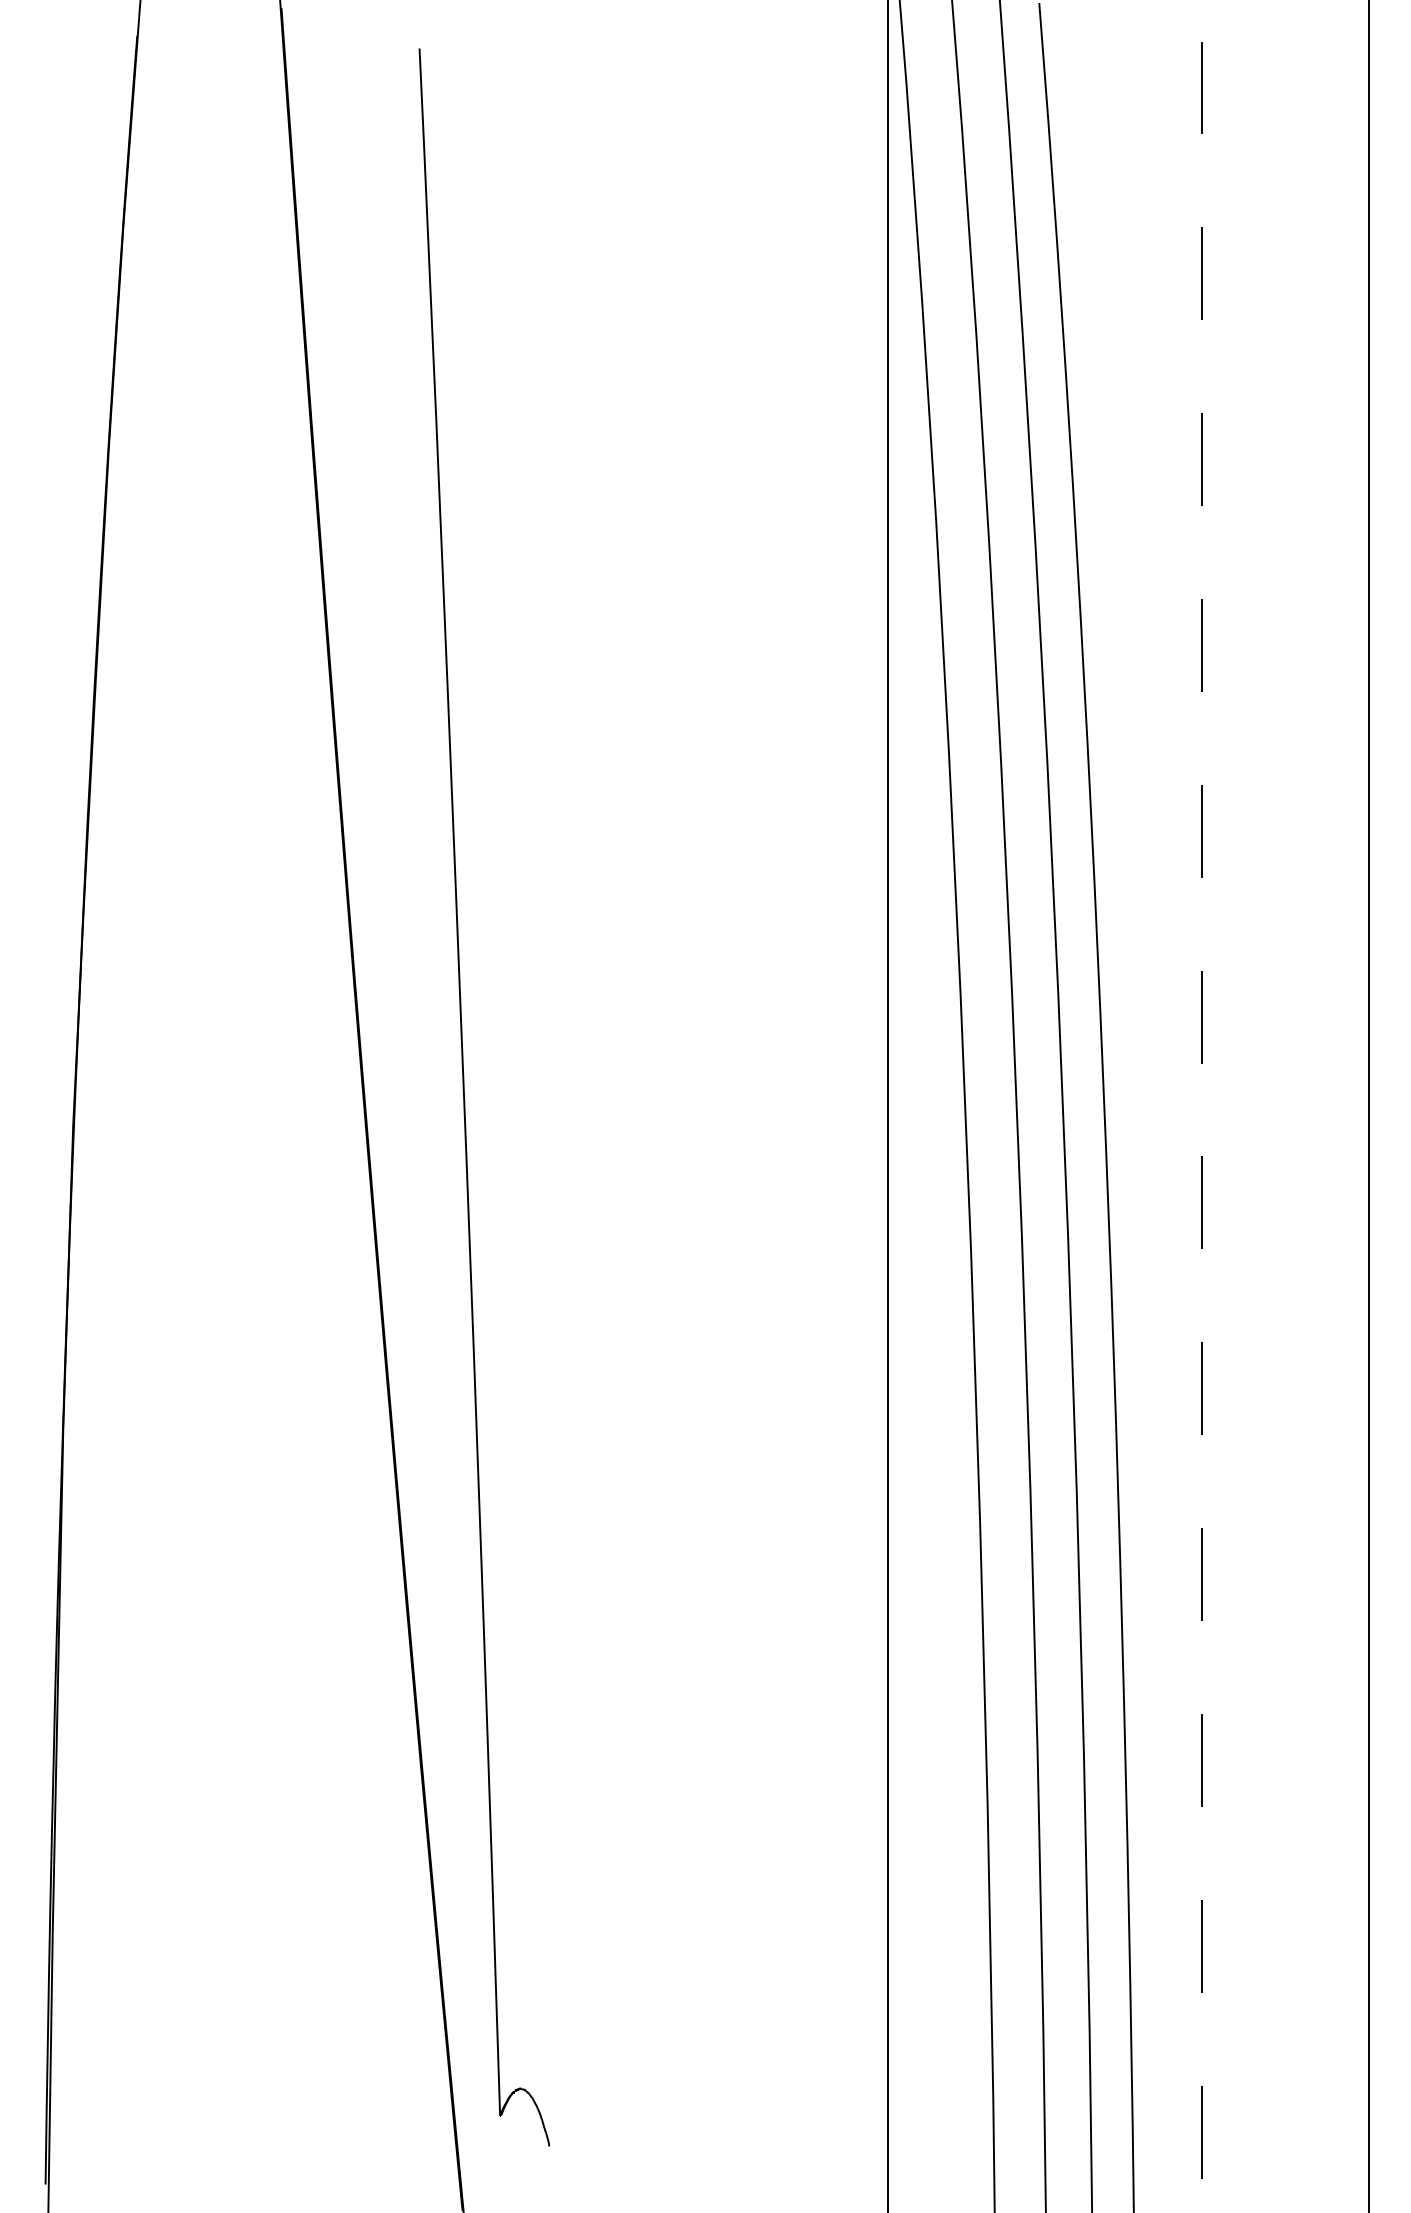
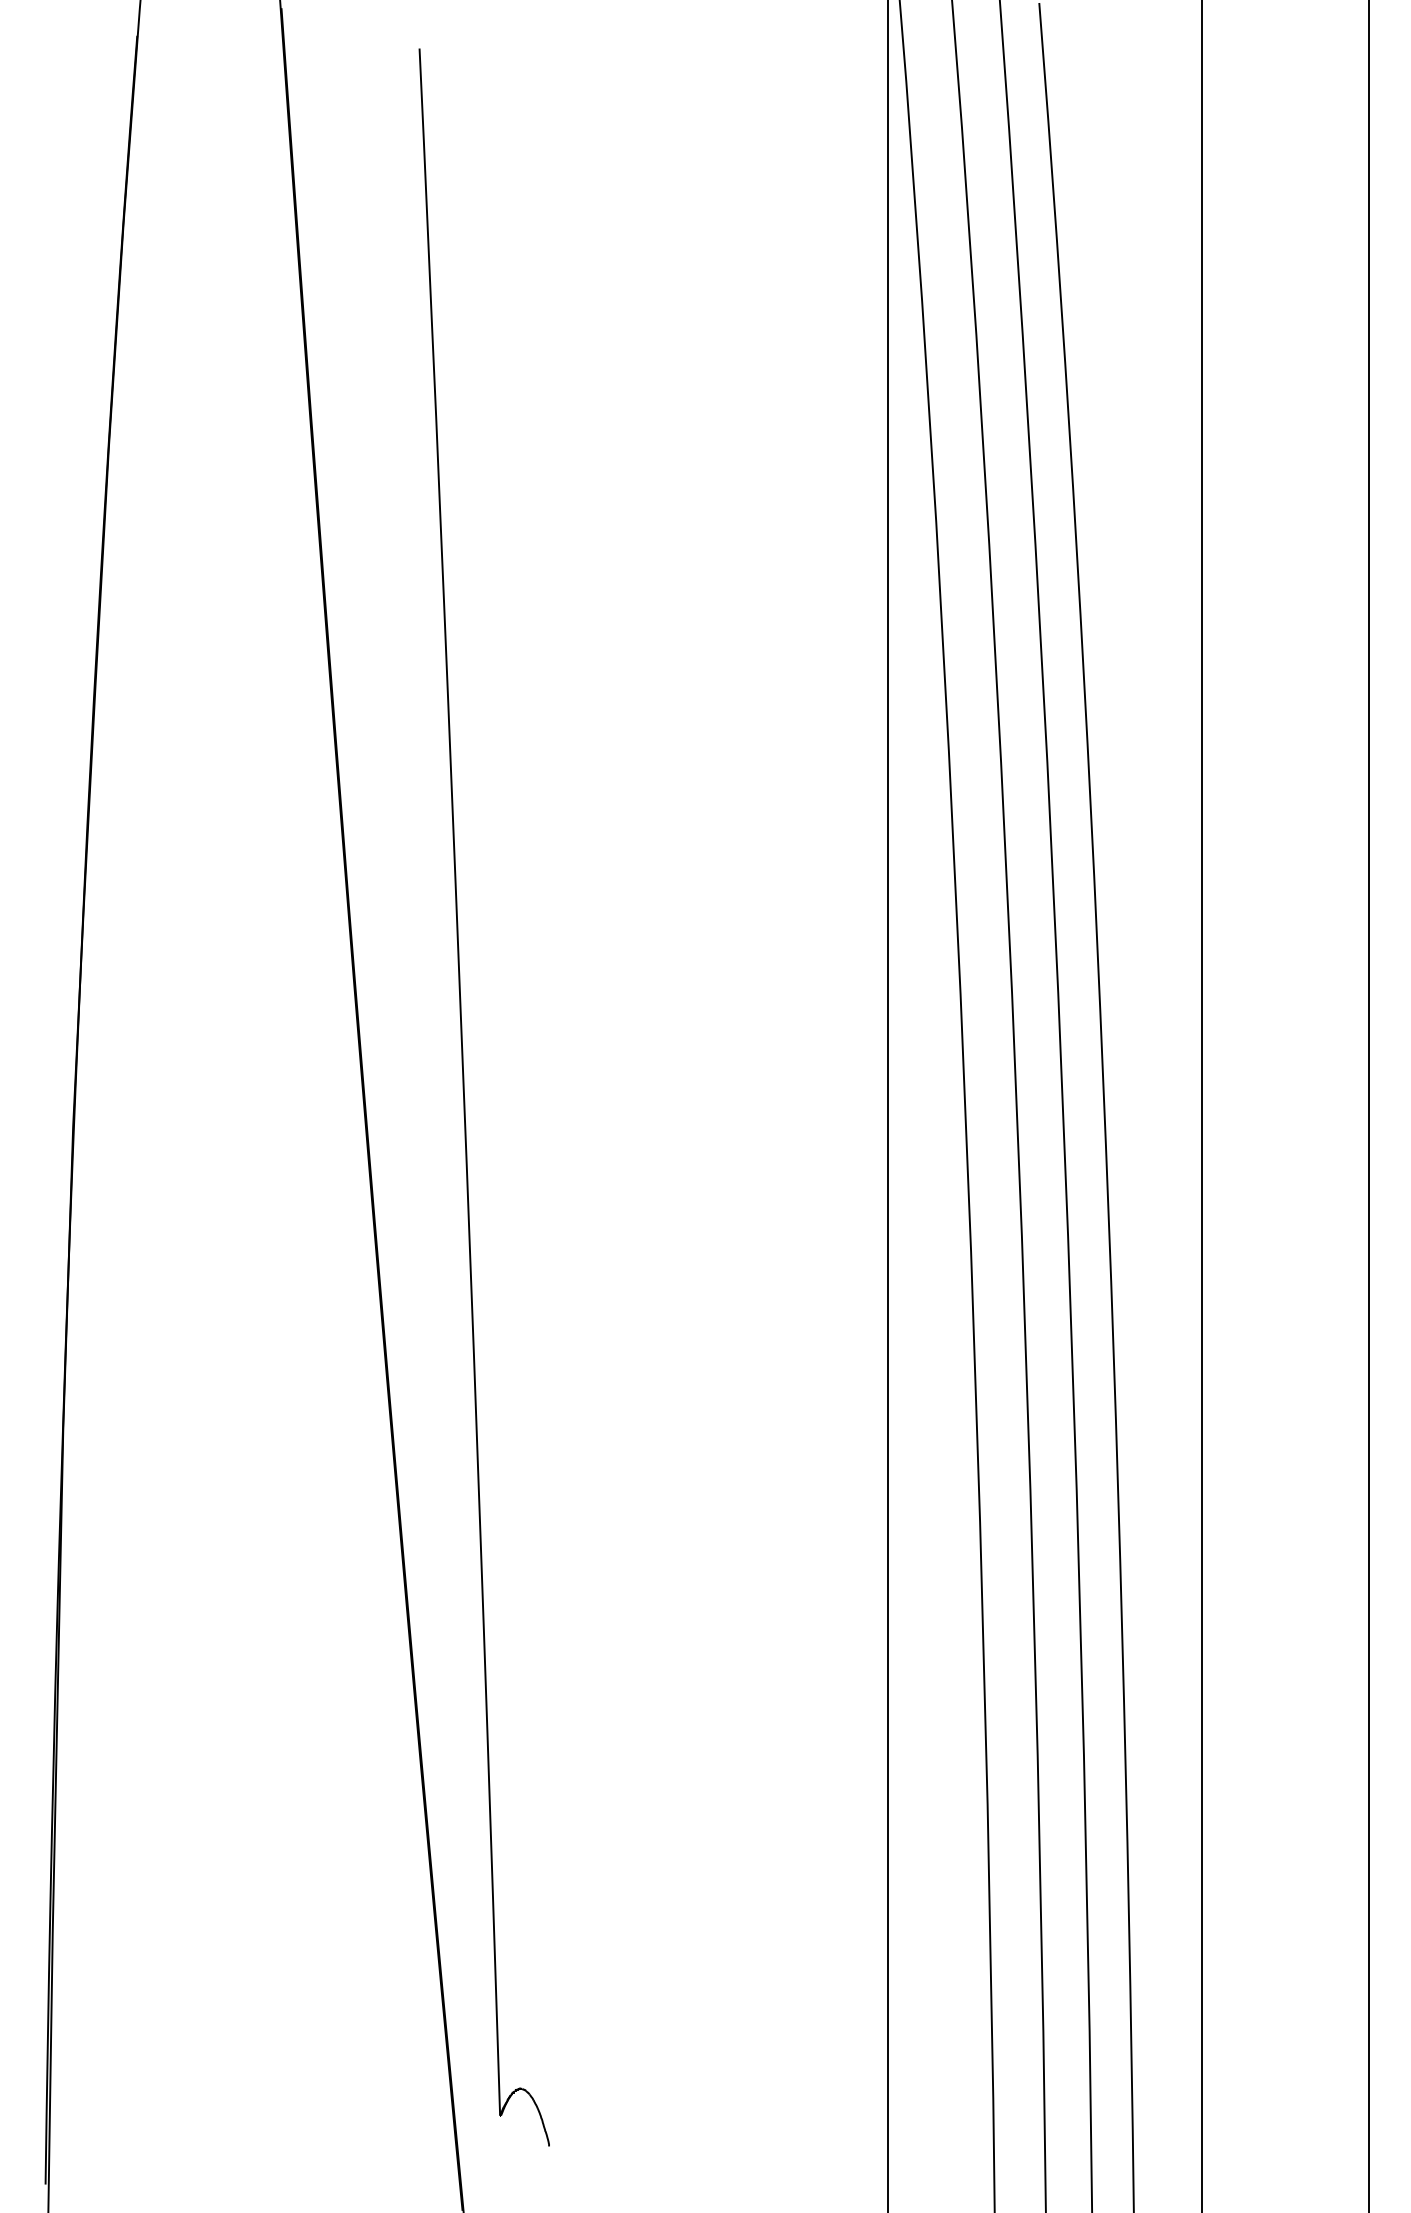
line: dashed -> solid (1202, 1106)
